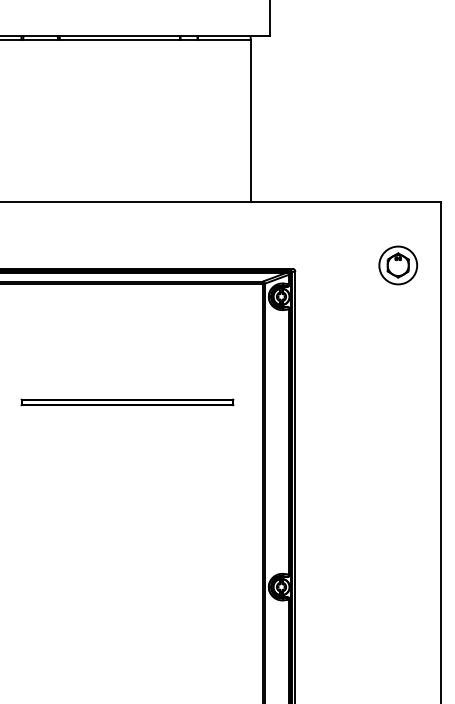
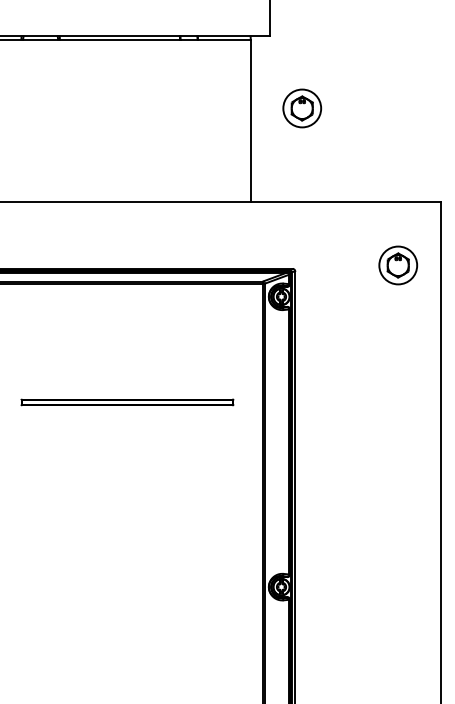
part: none -> present (302, 108)
